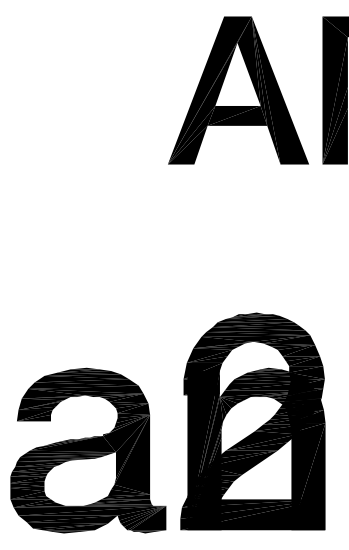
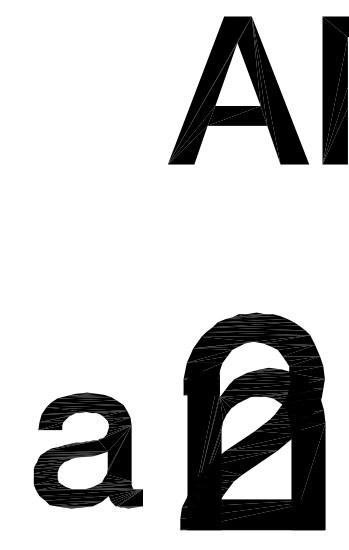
part size: 157x167 px -> 110x117 px (87, 450)
